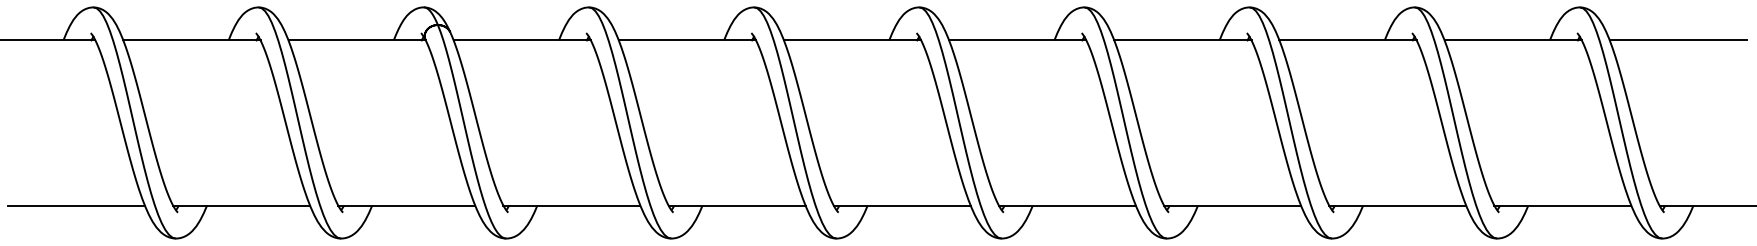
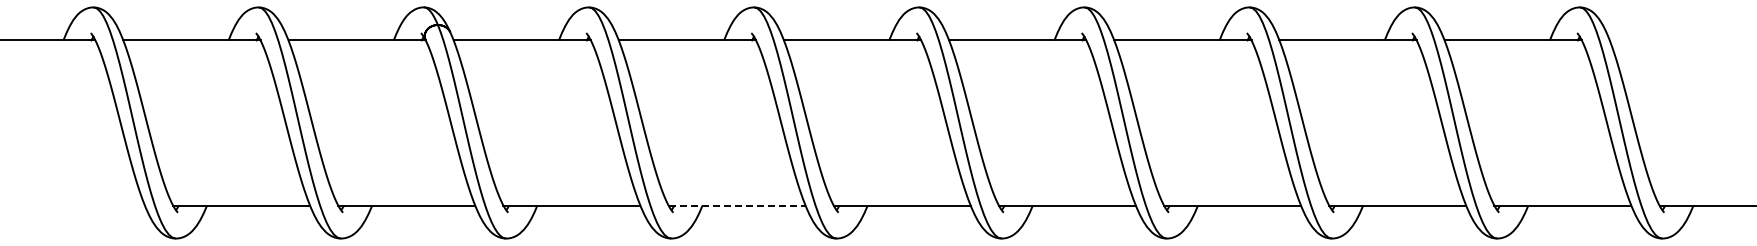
line: present -> none (1678, 40)
line: present -> none (75, 205)
line: solid -> dashed (737, 205)
